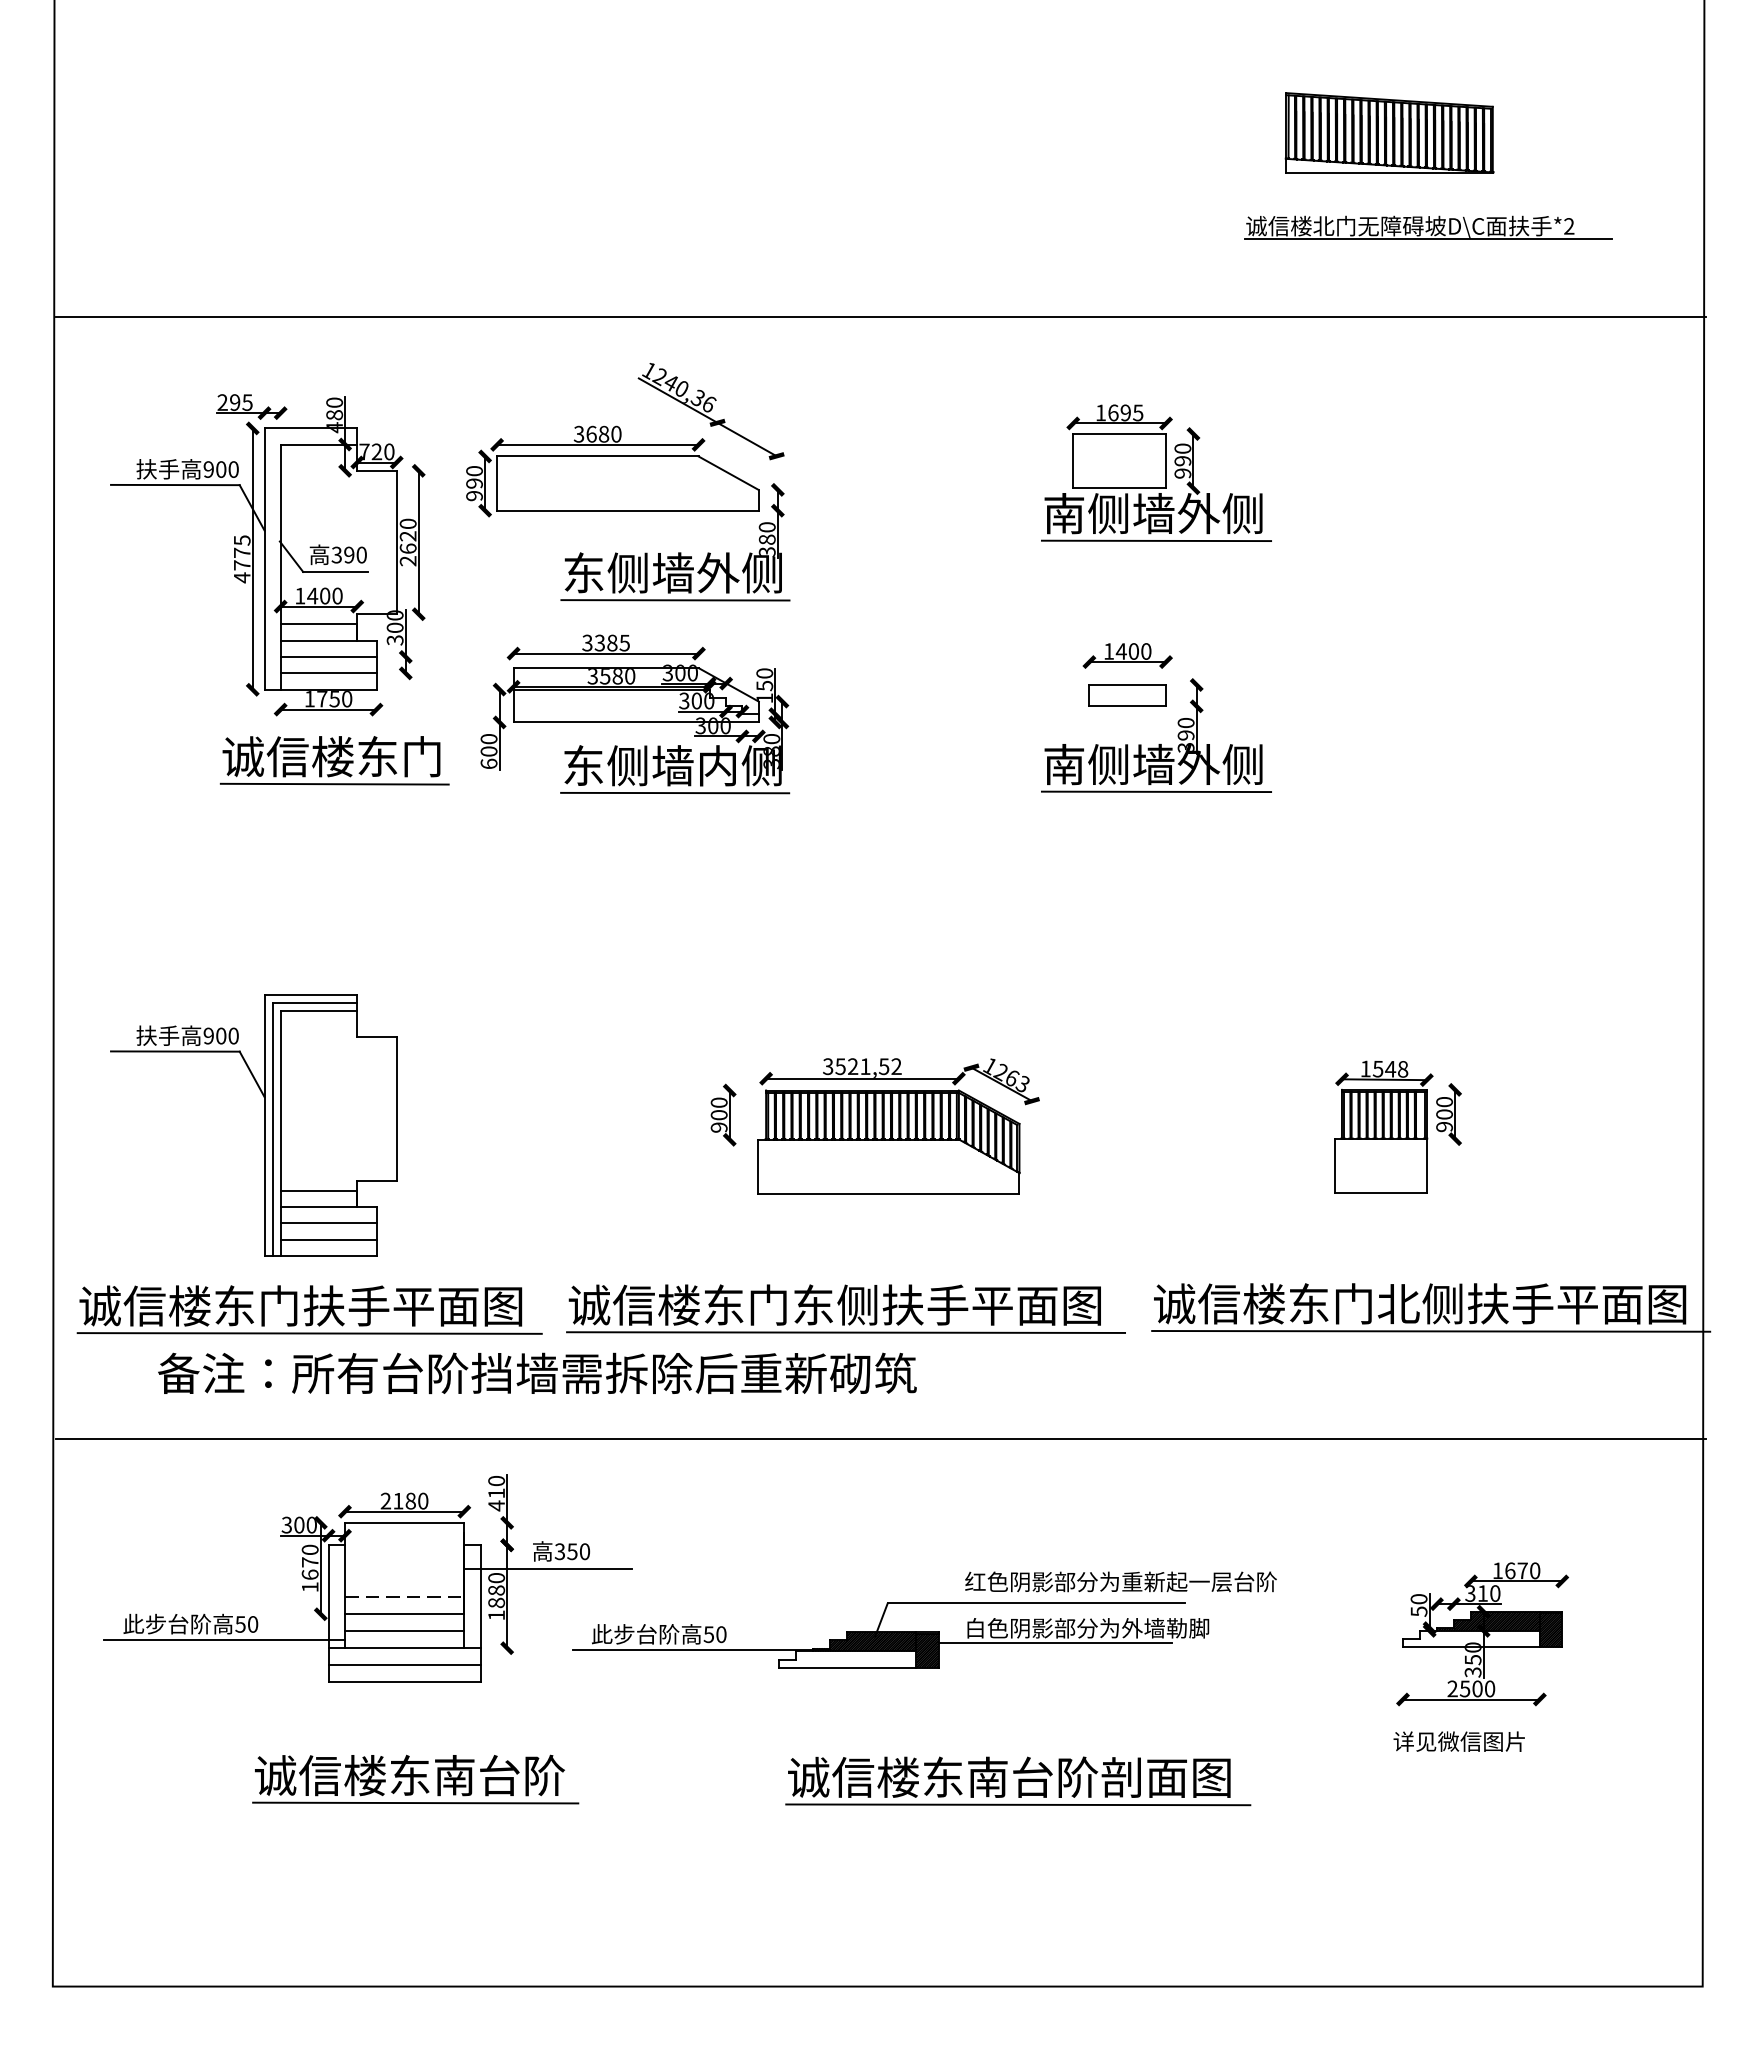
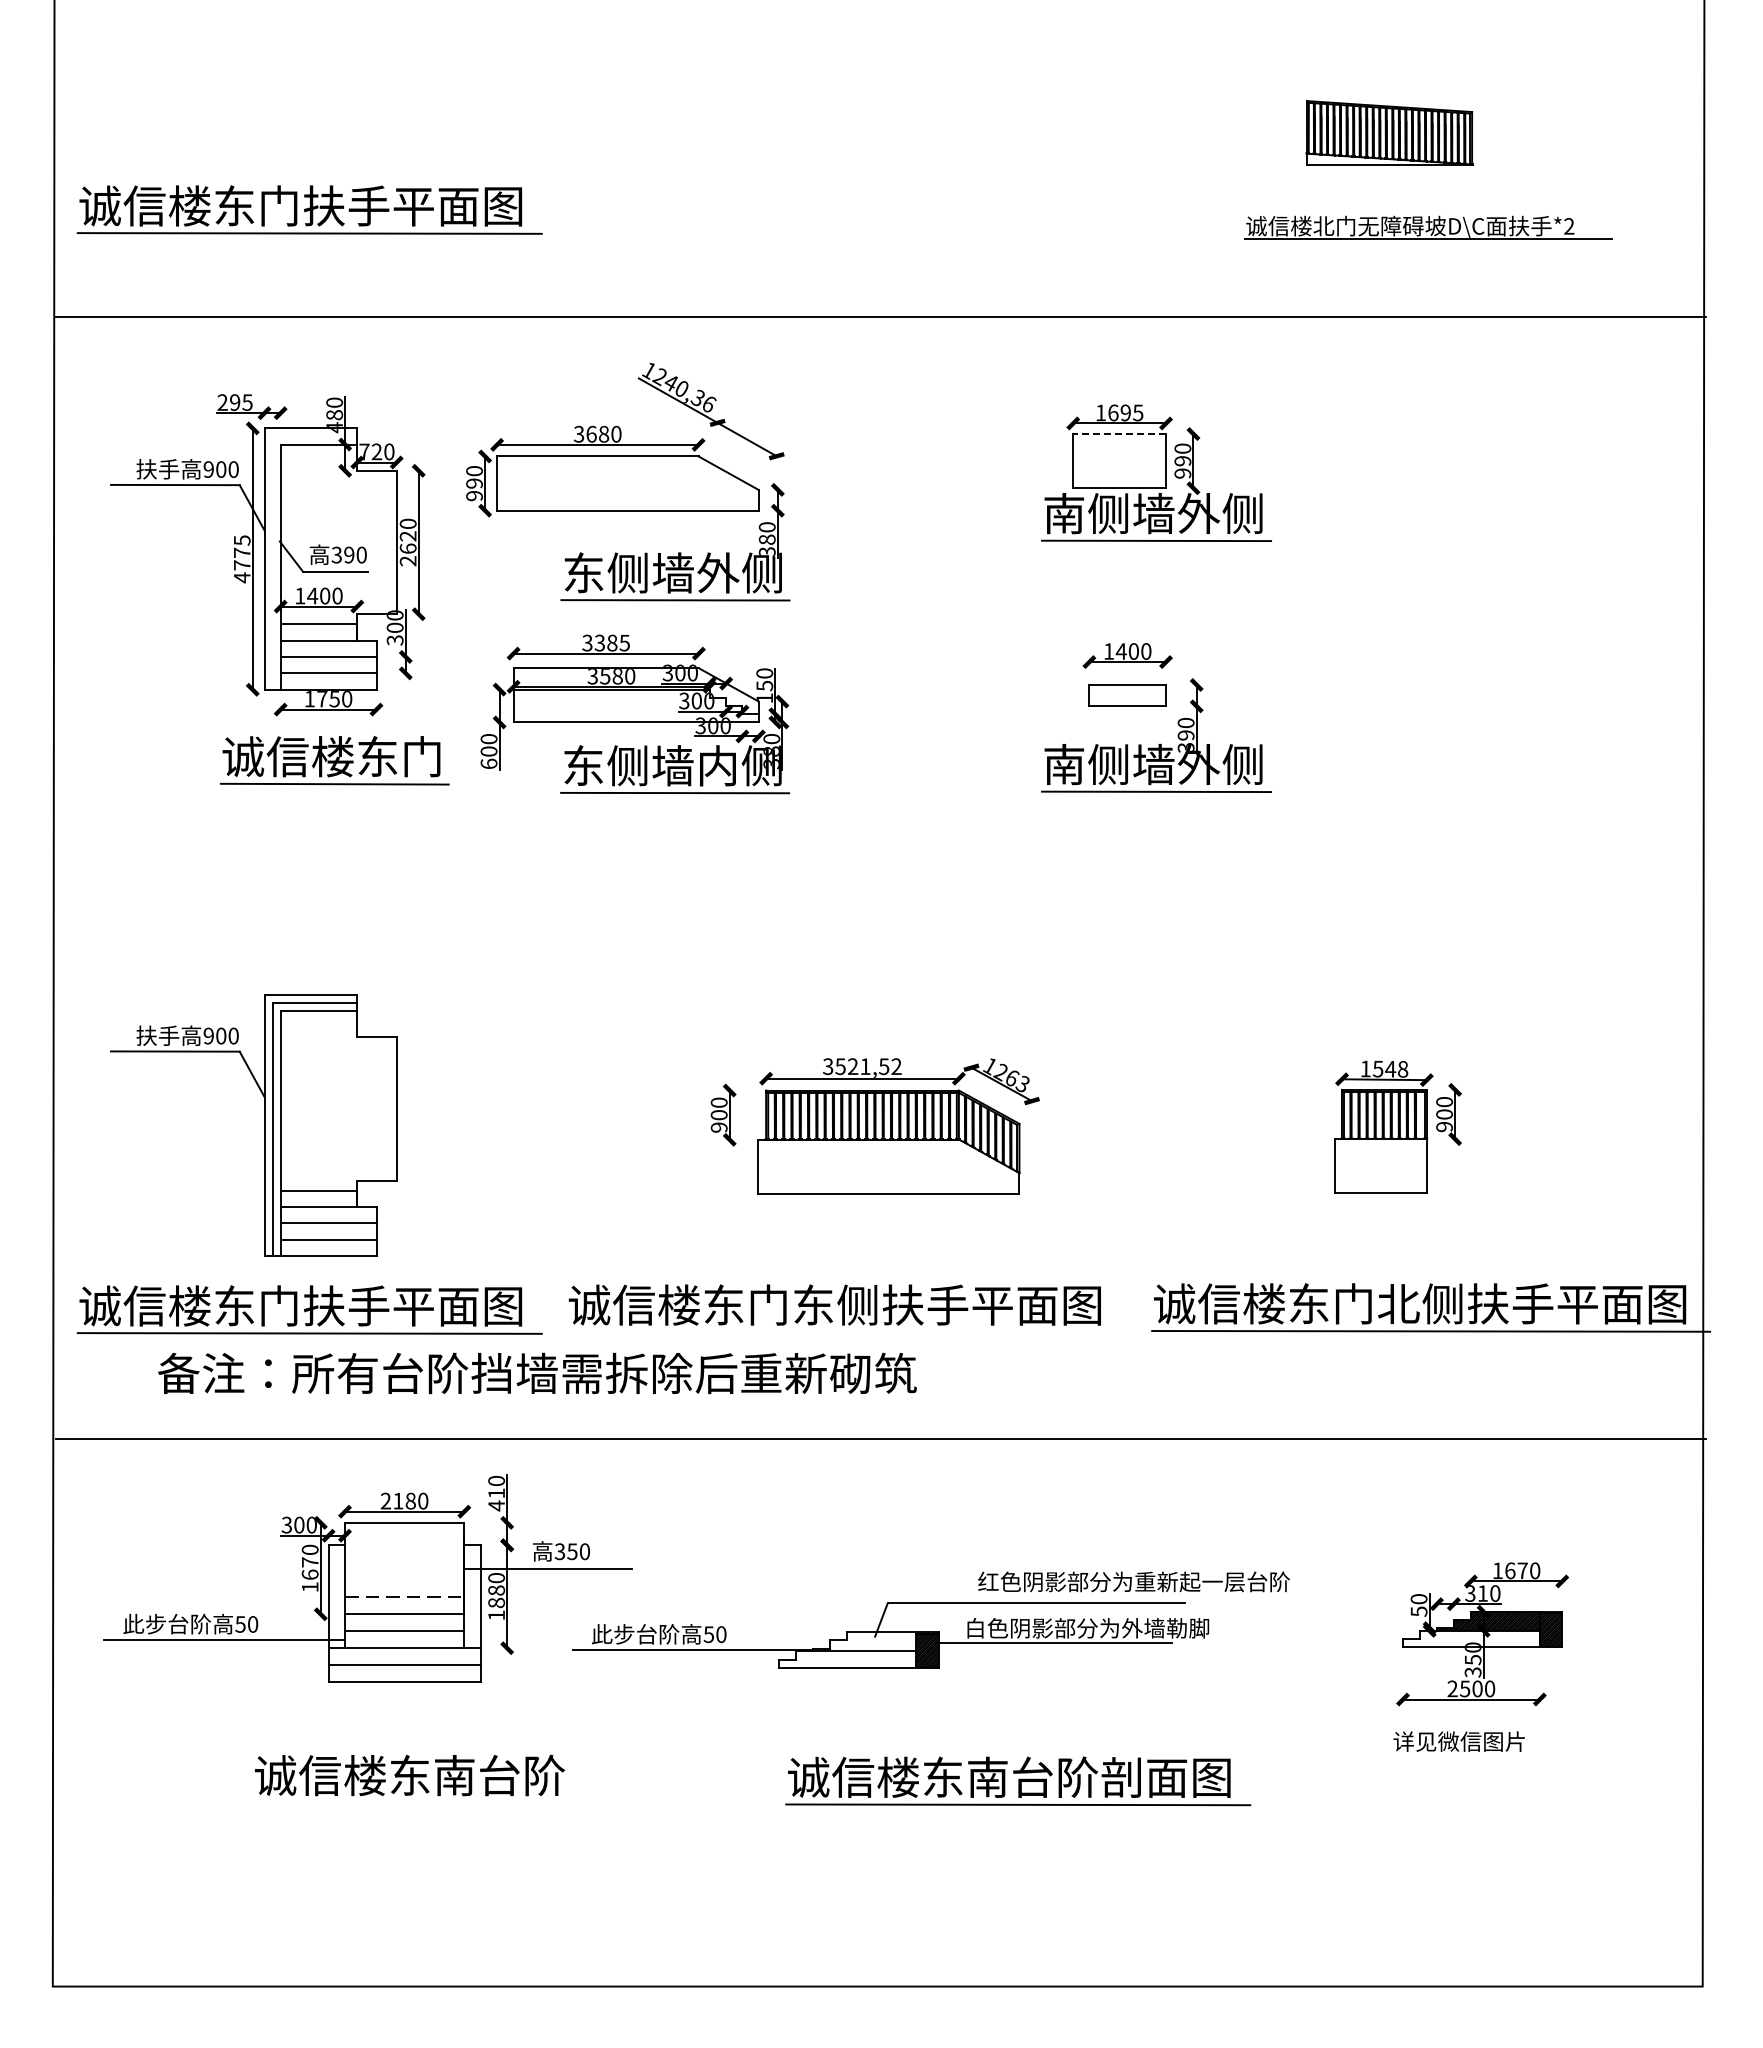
part size: 211x82 px -> 169x66 px (1389, 132)
part: none -> present (309, 209)
line: solid -> dashed (1119, 434)
line: present -> none (846, 1332)
text position: (1120, 1581) -> (1133, 1581) (1133, 1581)
hatch: present -> none (864, 1641)
line: present -> none (415, 1802)
